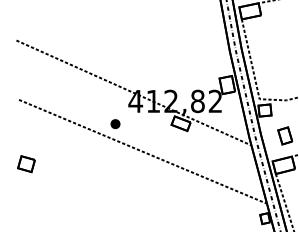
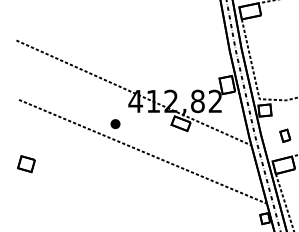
part size: 17x20 px -> 13x15 px (285, 135)
